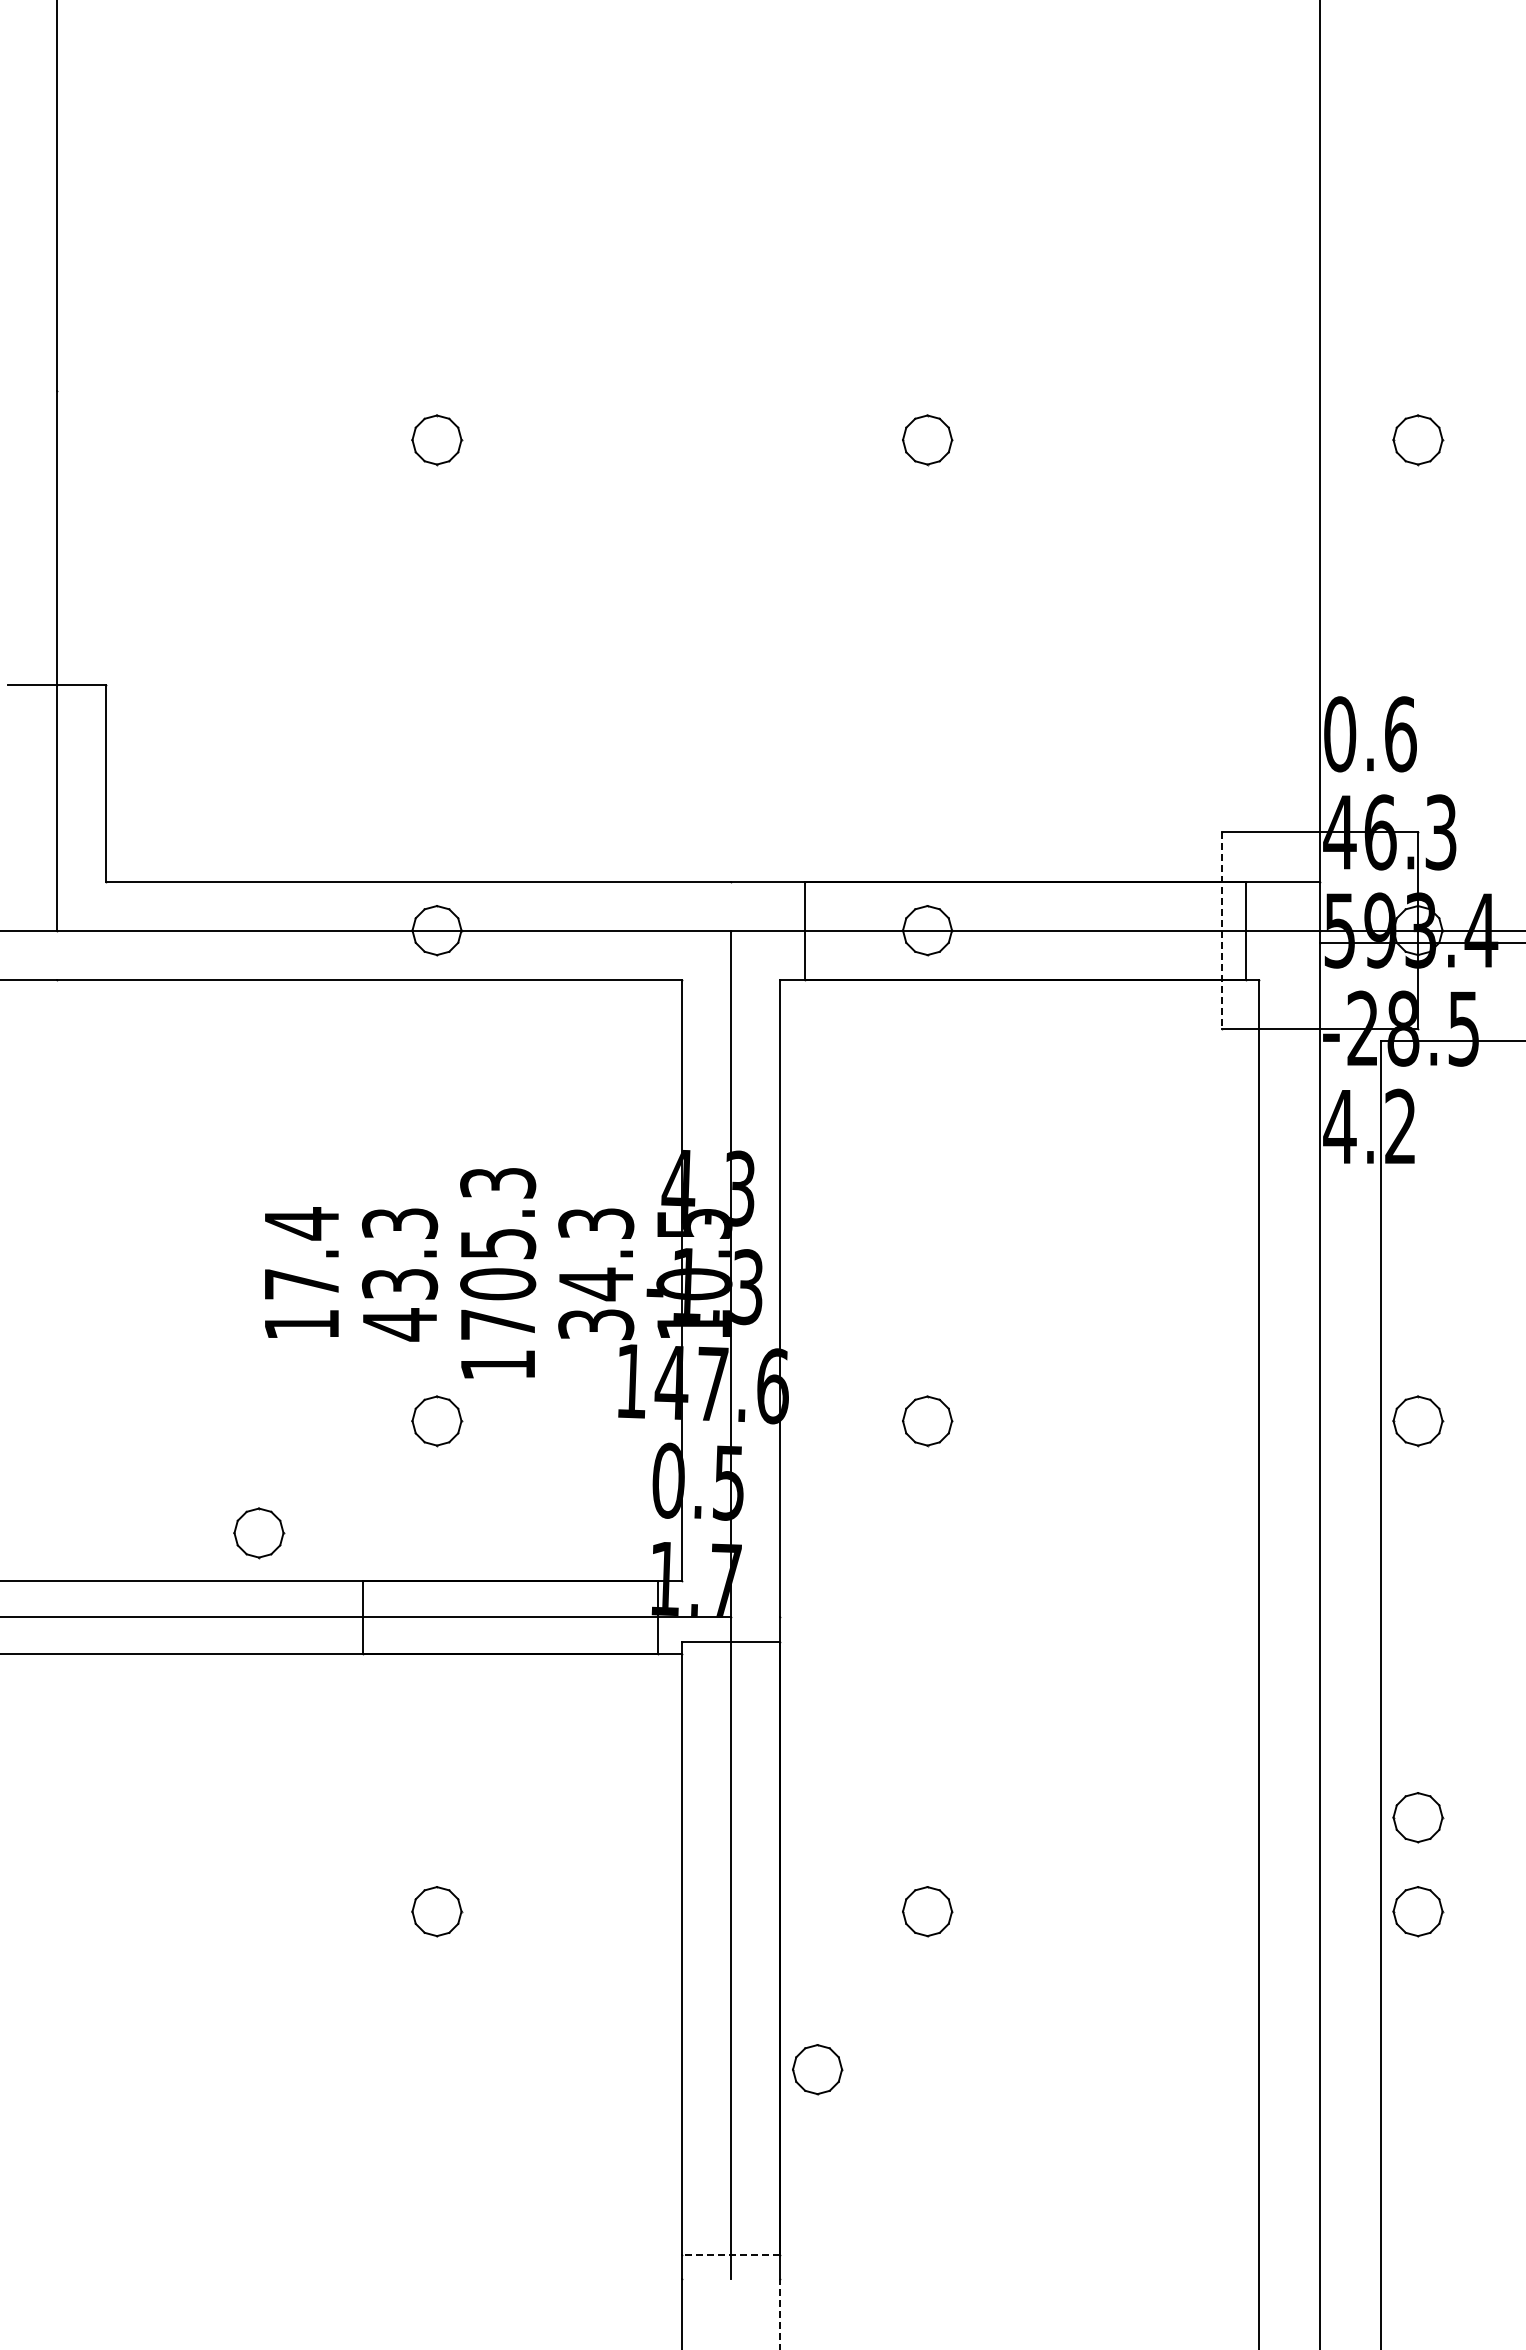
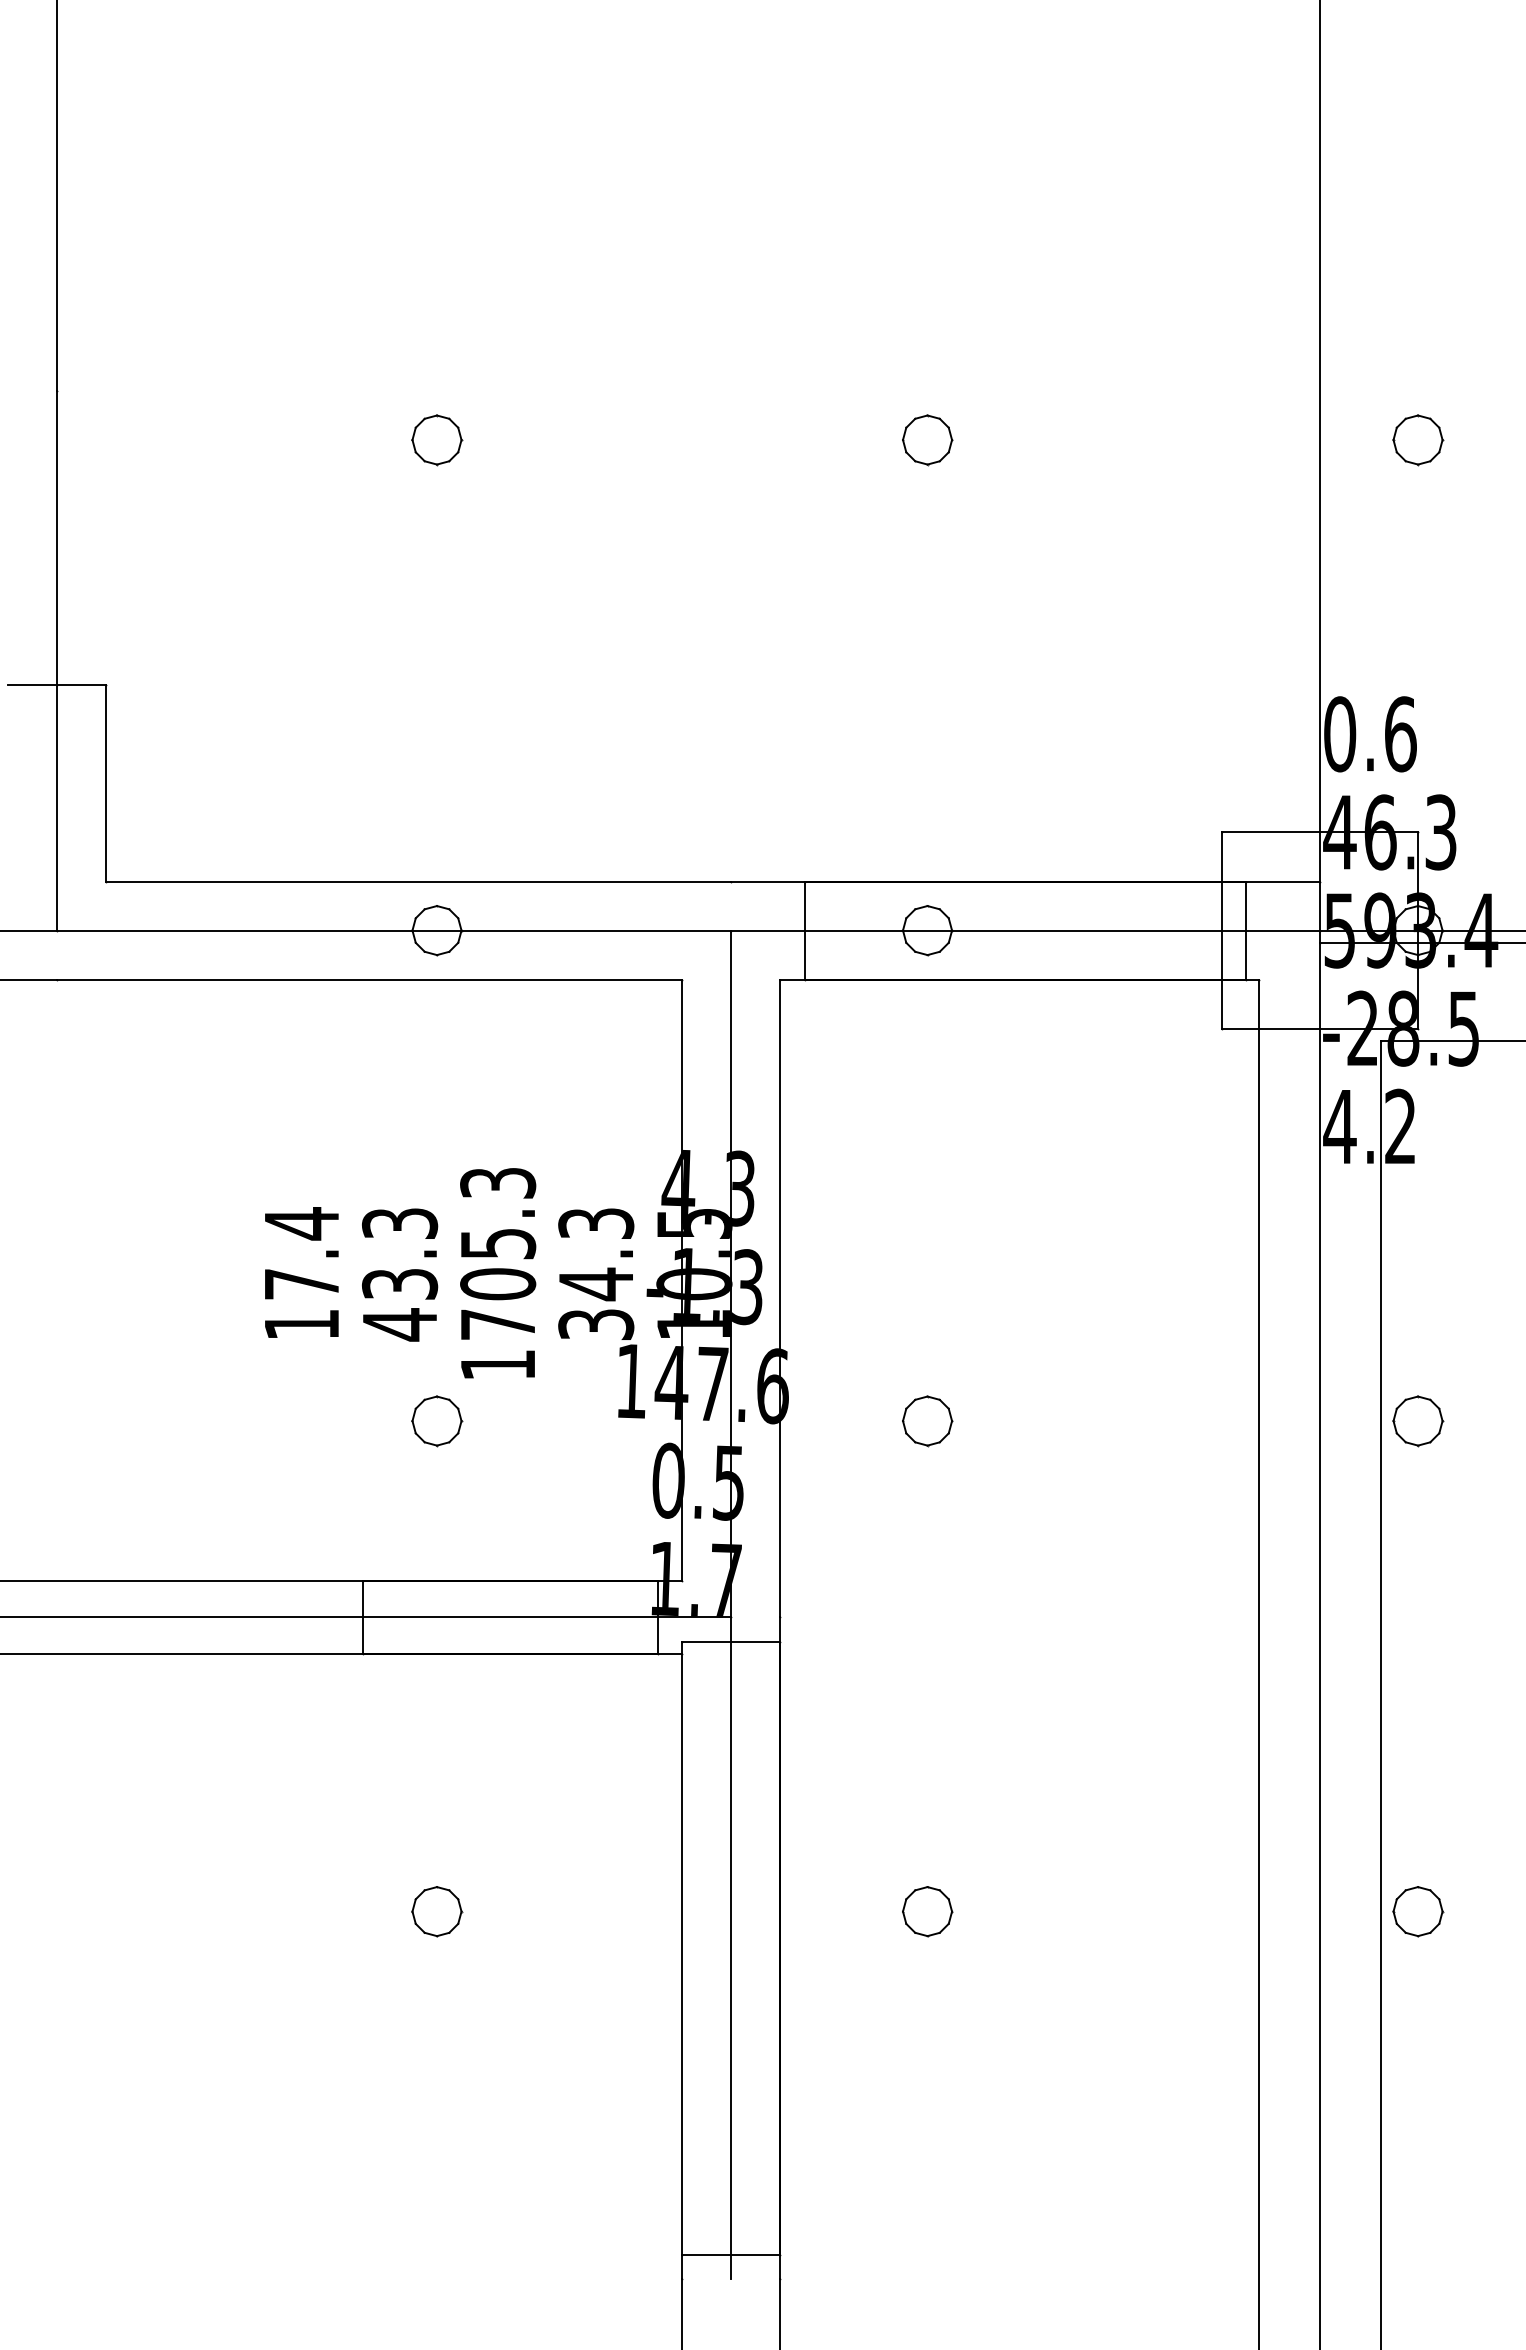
line: dashed -> solid (1221, 931)
part: present -> none (259, 1533)
part: present -> none (1418, 1817)
part: present -> none (817, 2069)
line: dashed -> solid (730, 2254)
line: dashed -> solid (780, 2314)
